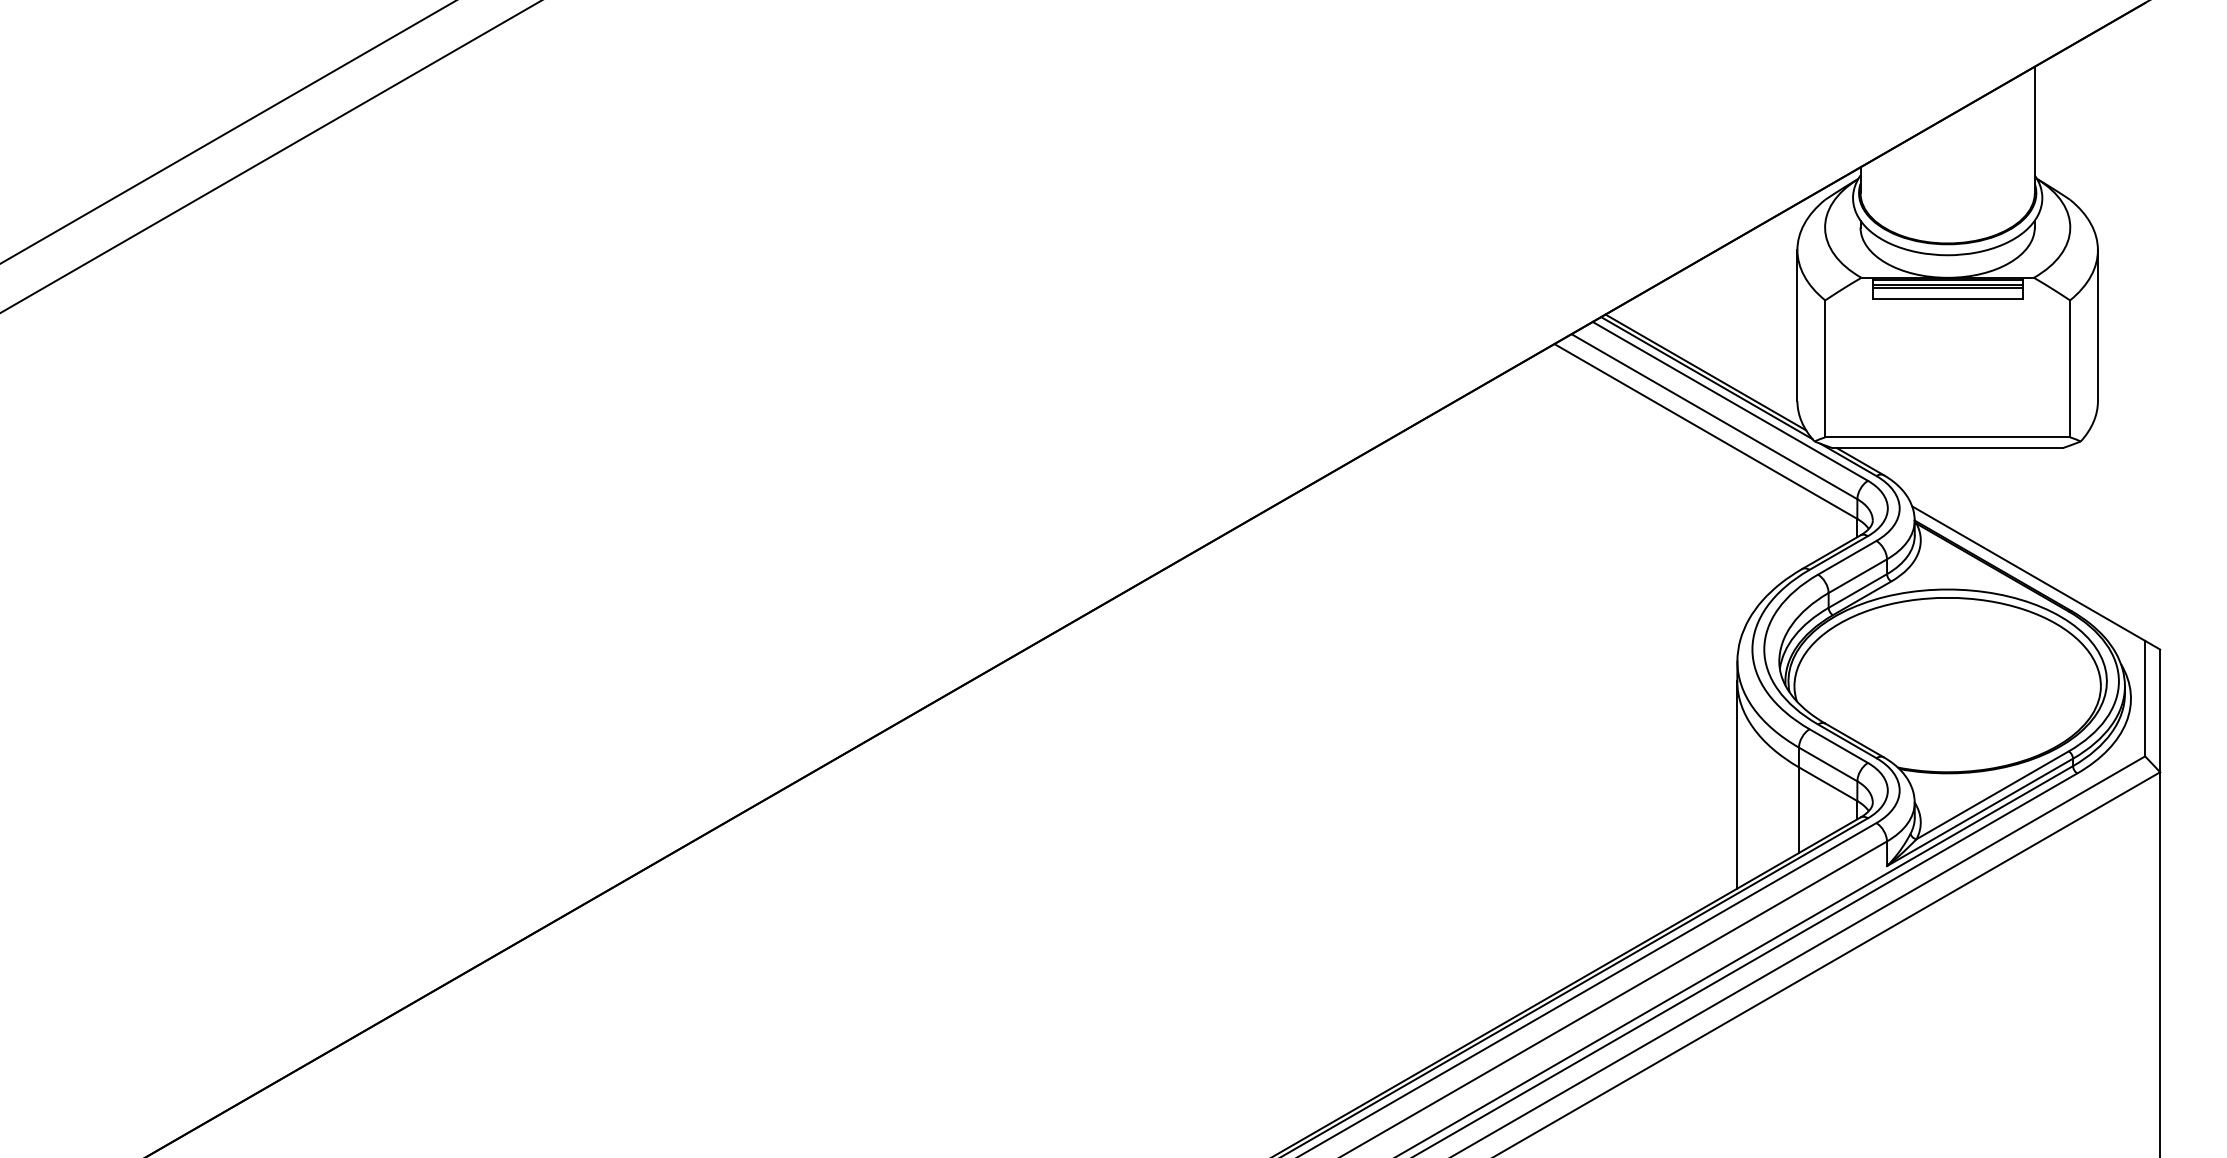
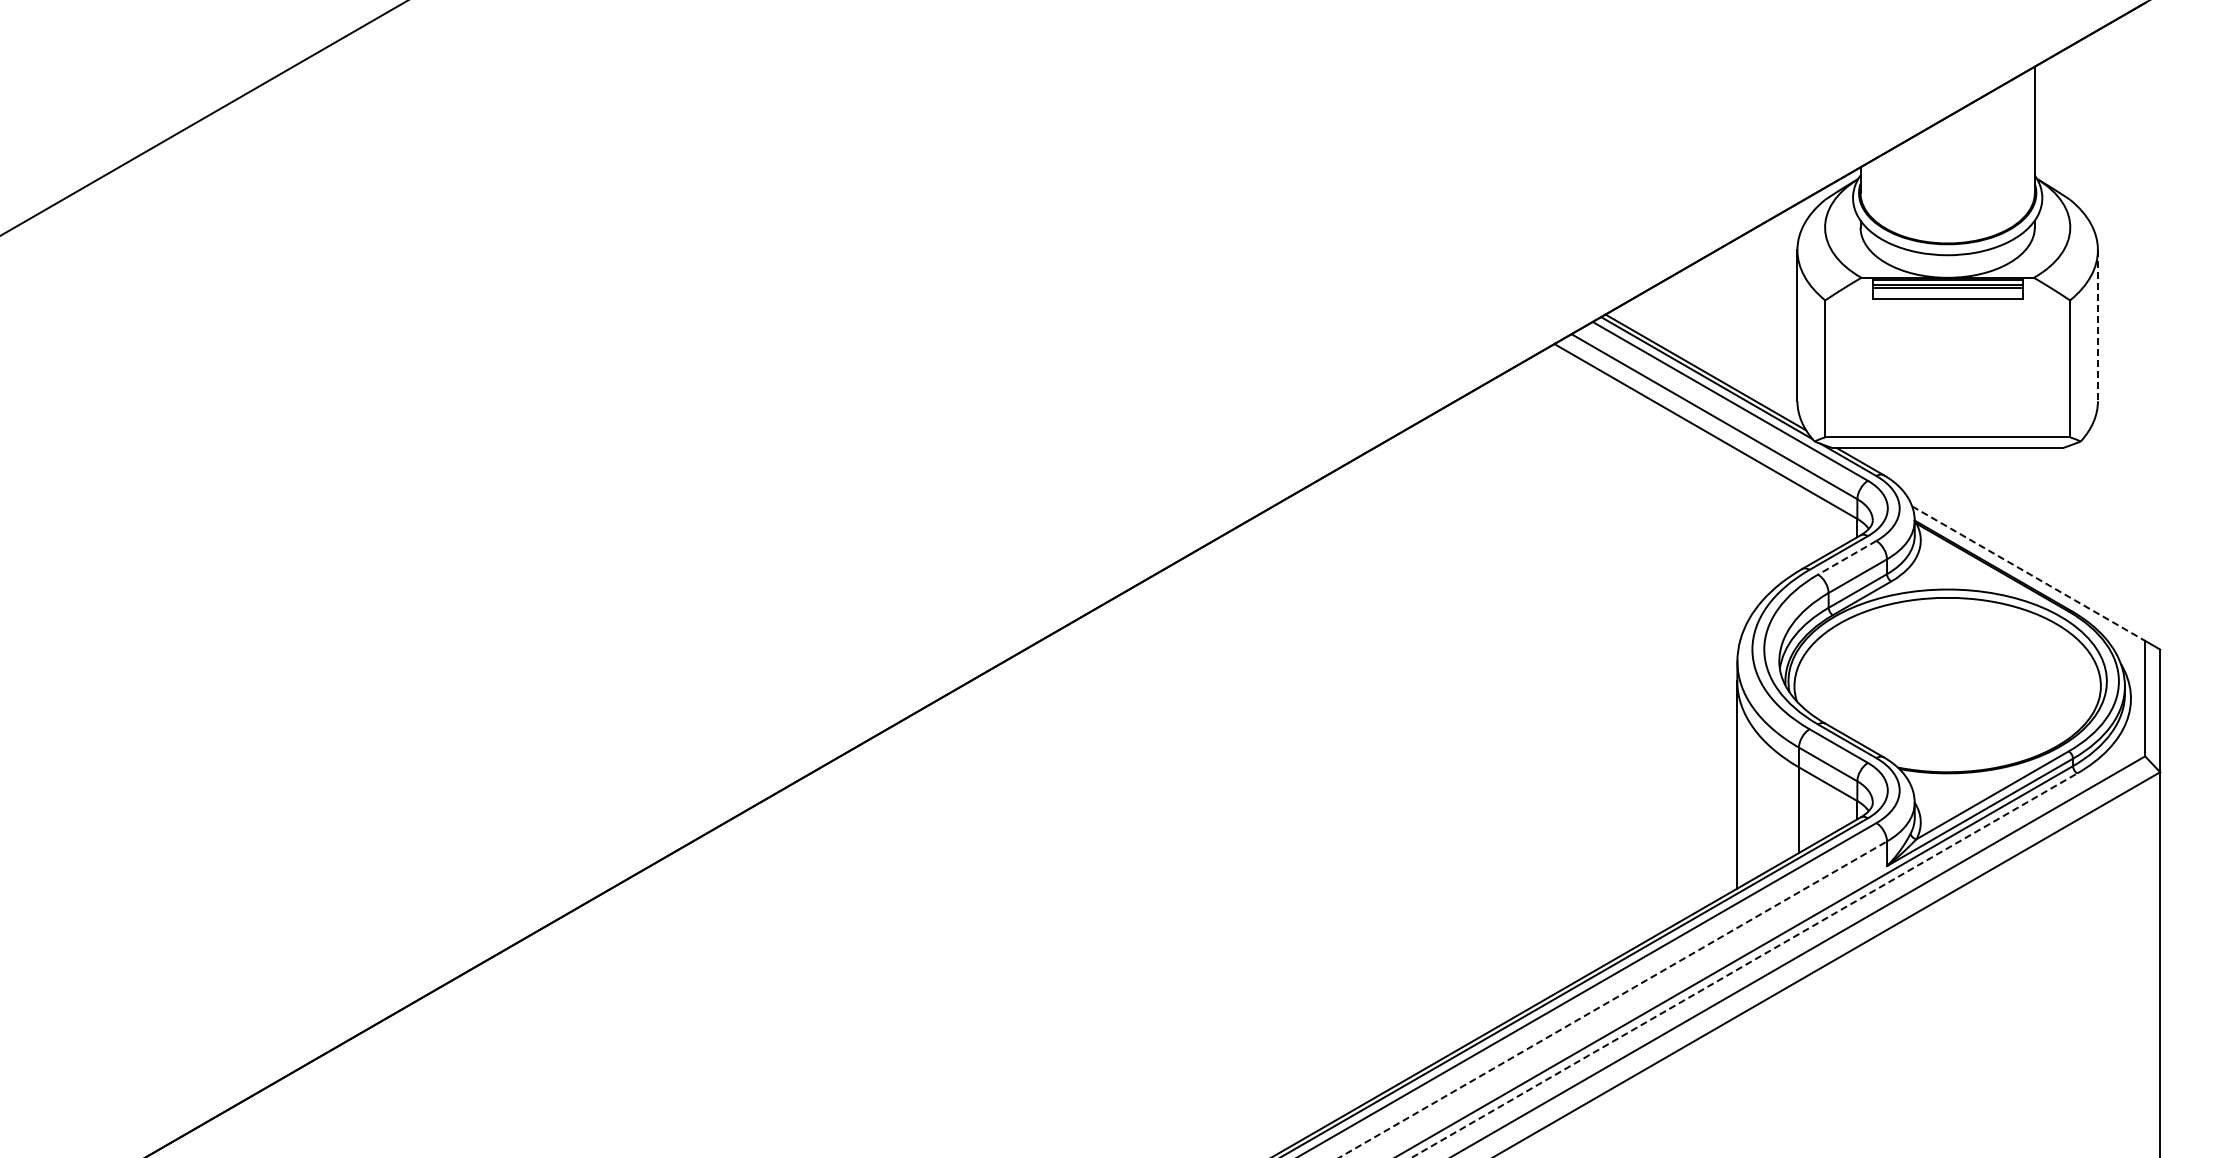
line position: (227, 132) -> (203, 118) (203, 118)
line: present -> none (270, 156)
line: solid -> dashed (2097, 325)
line: solid -> dashed (1847, 557)
line: solid -> dashed (2028, 573)
line: solid -> dashed (1744, 965)
line: solid -> dashed (1613, 999)
